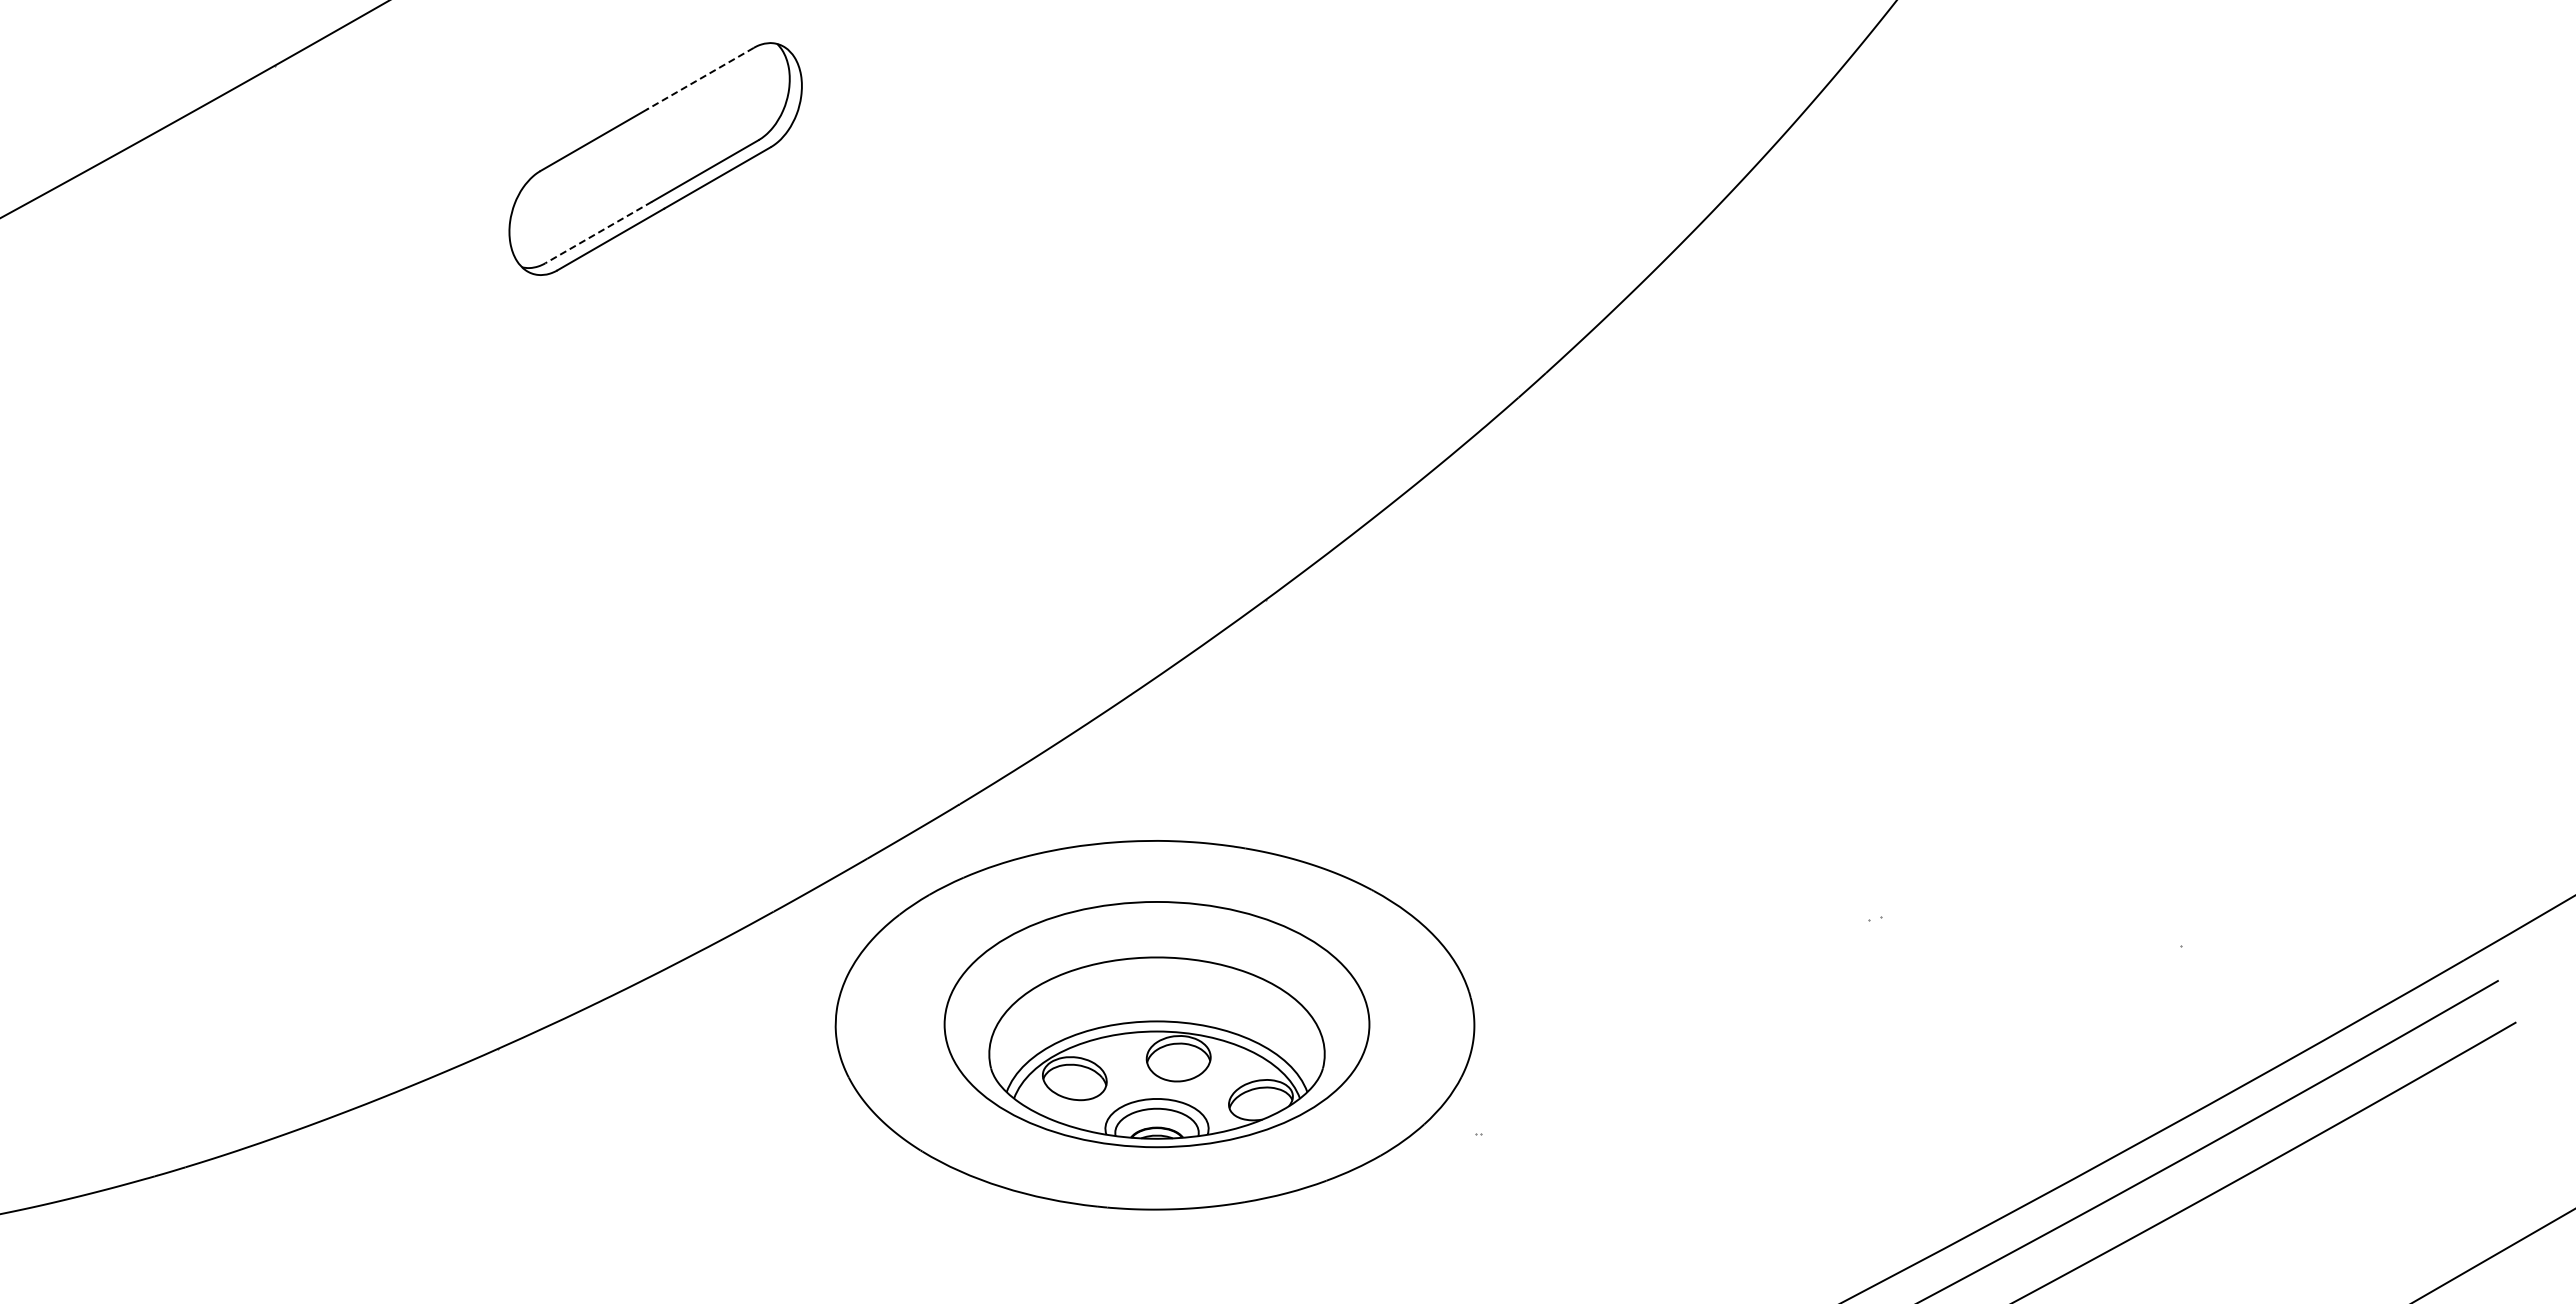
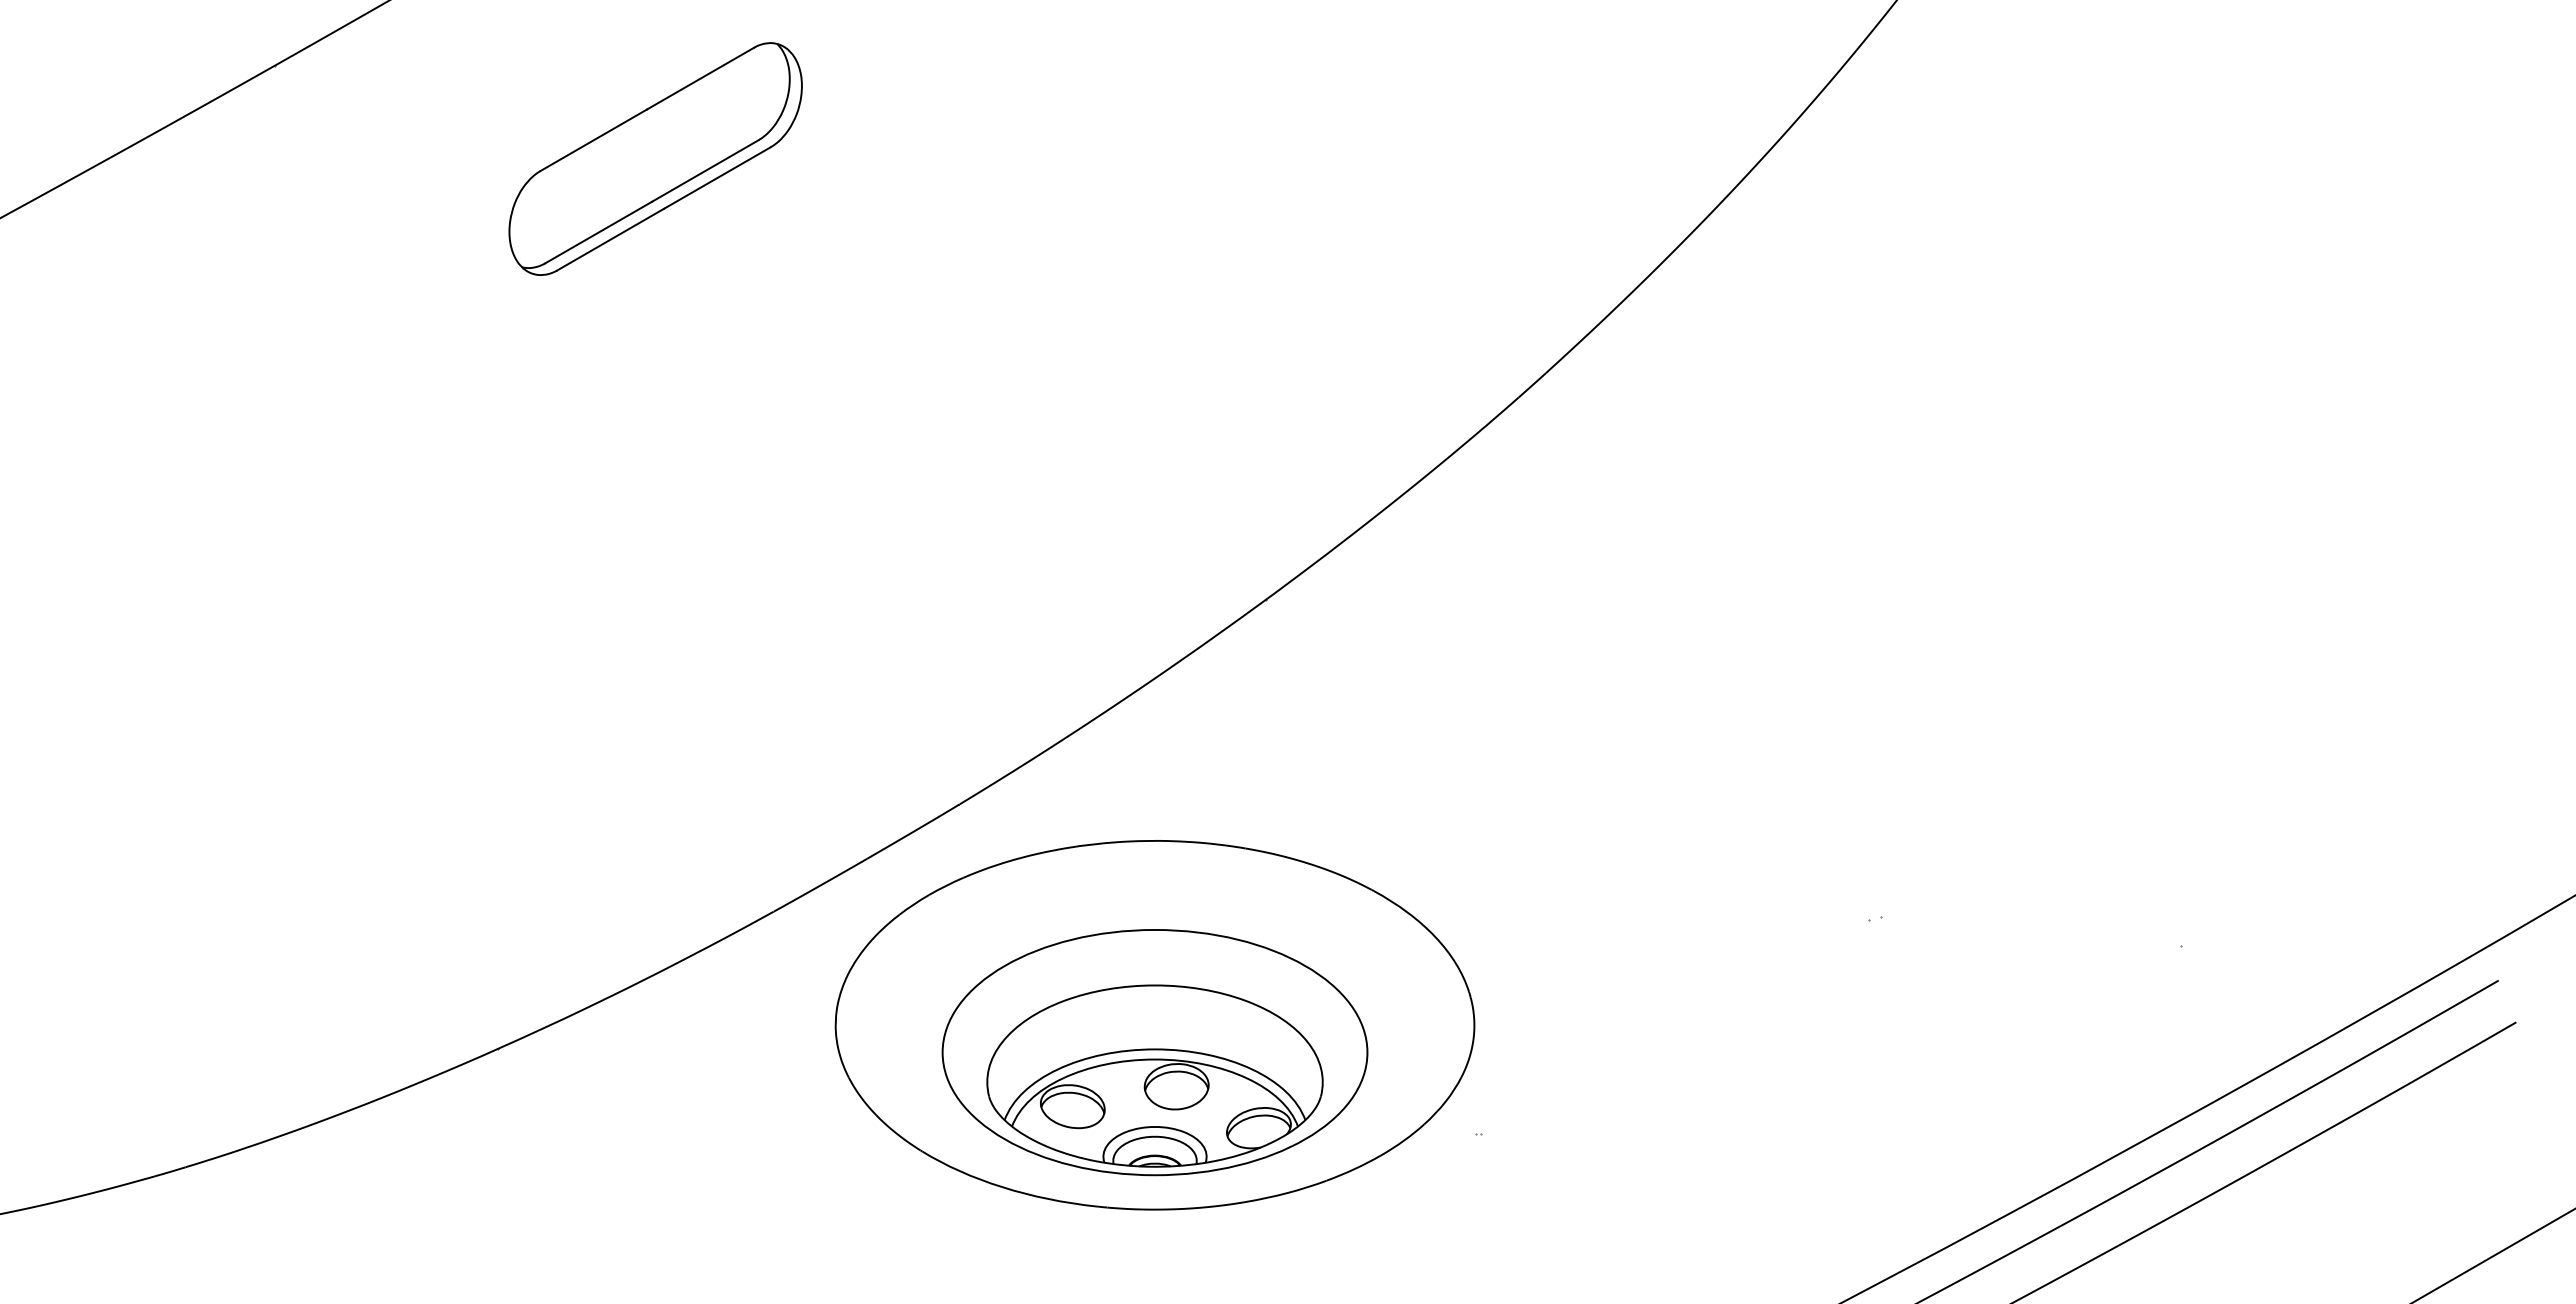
line: dashed -> solid (700, 78)
line: dashed -> solid (598, 232)
part position: (1156, 1024) -> (1154, 1052) (1154, 1052)
